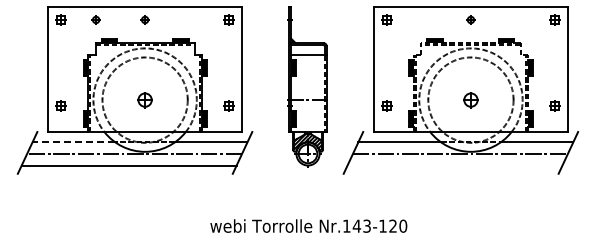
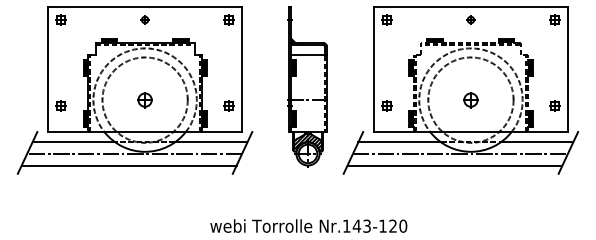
part: present -> none (95, 19)
line: dashed -> solid (73, 142)
line: none -> present (454, 165)
